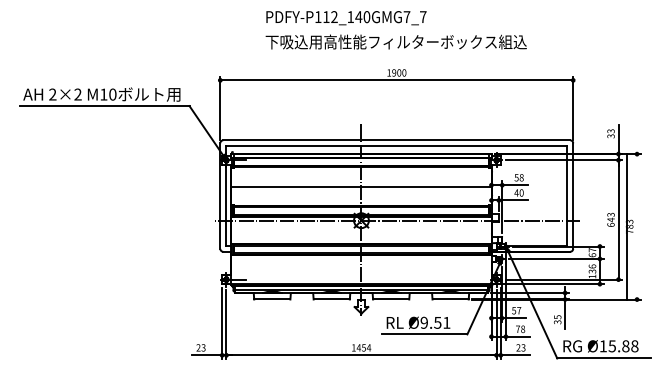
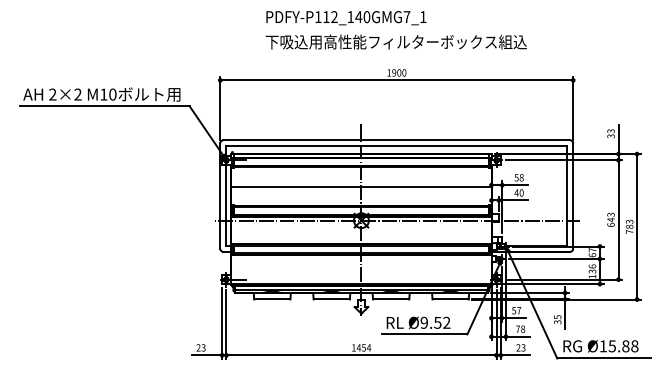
text: PDFY-P112_140GMG7_7 -> PDFY-P112_140GMG7_1 (423, 16)
line position: (627, 226) -> (637, 226) (637, 226)
text: Ø9.51 -> Ø9.52 (446, 322)
